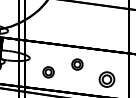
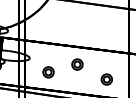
part size: 18x17 px -> 13x13 px (106, 79)
